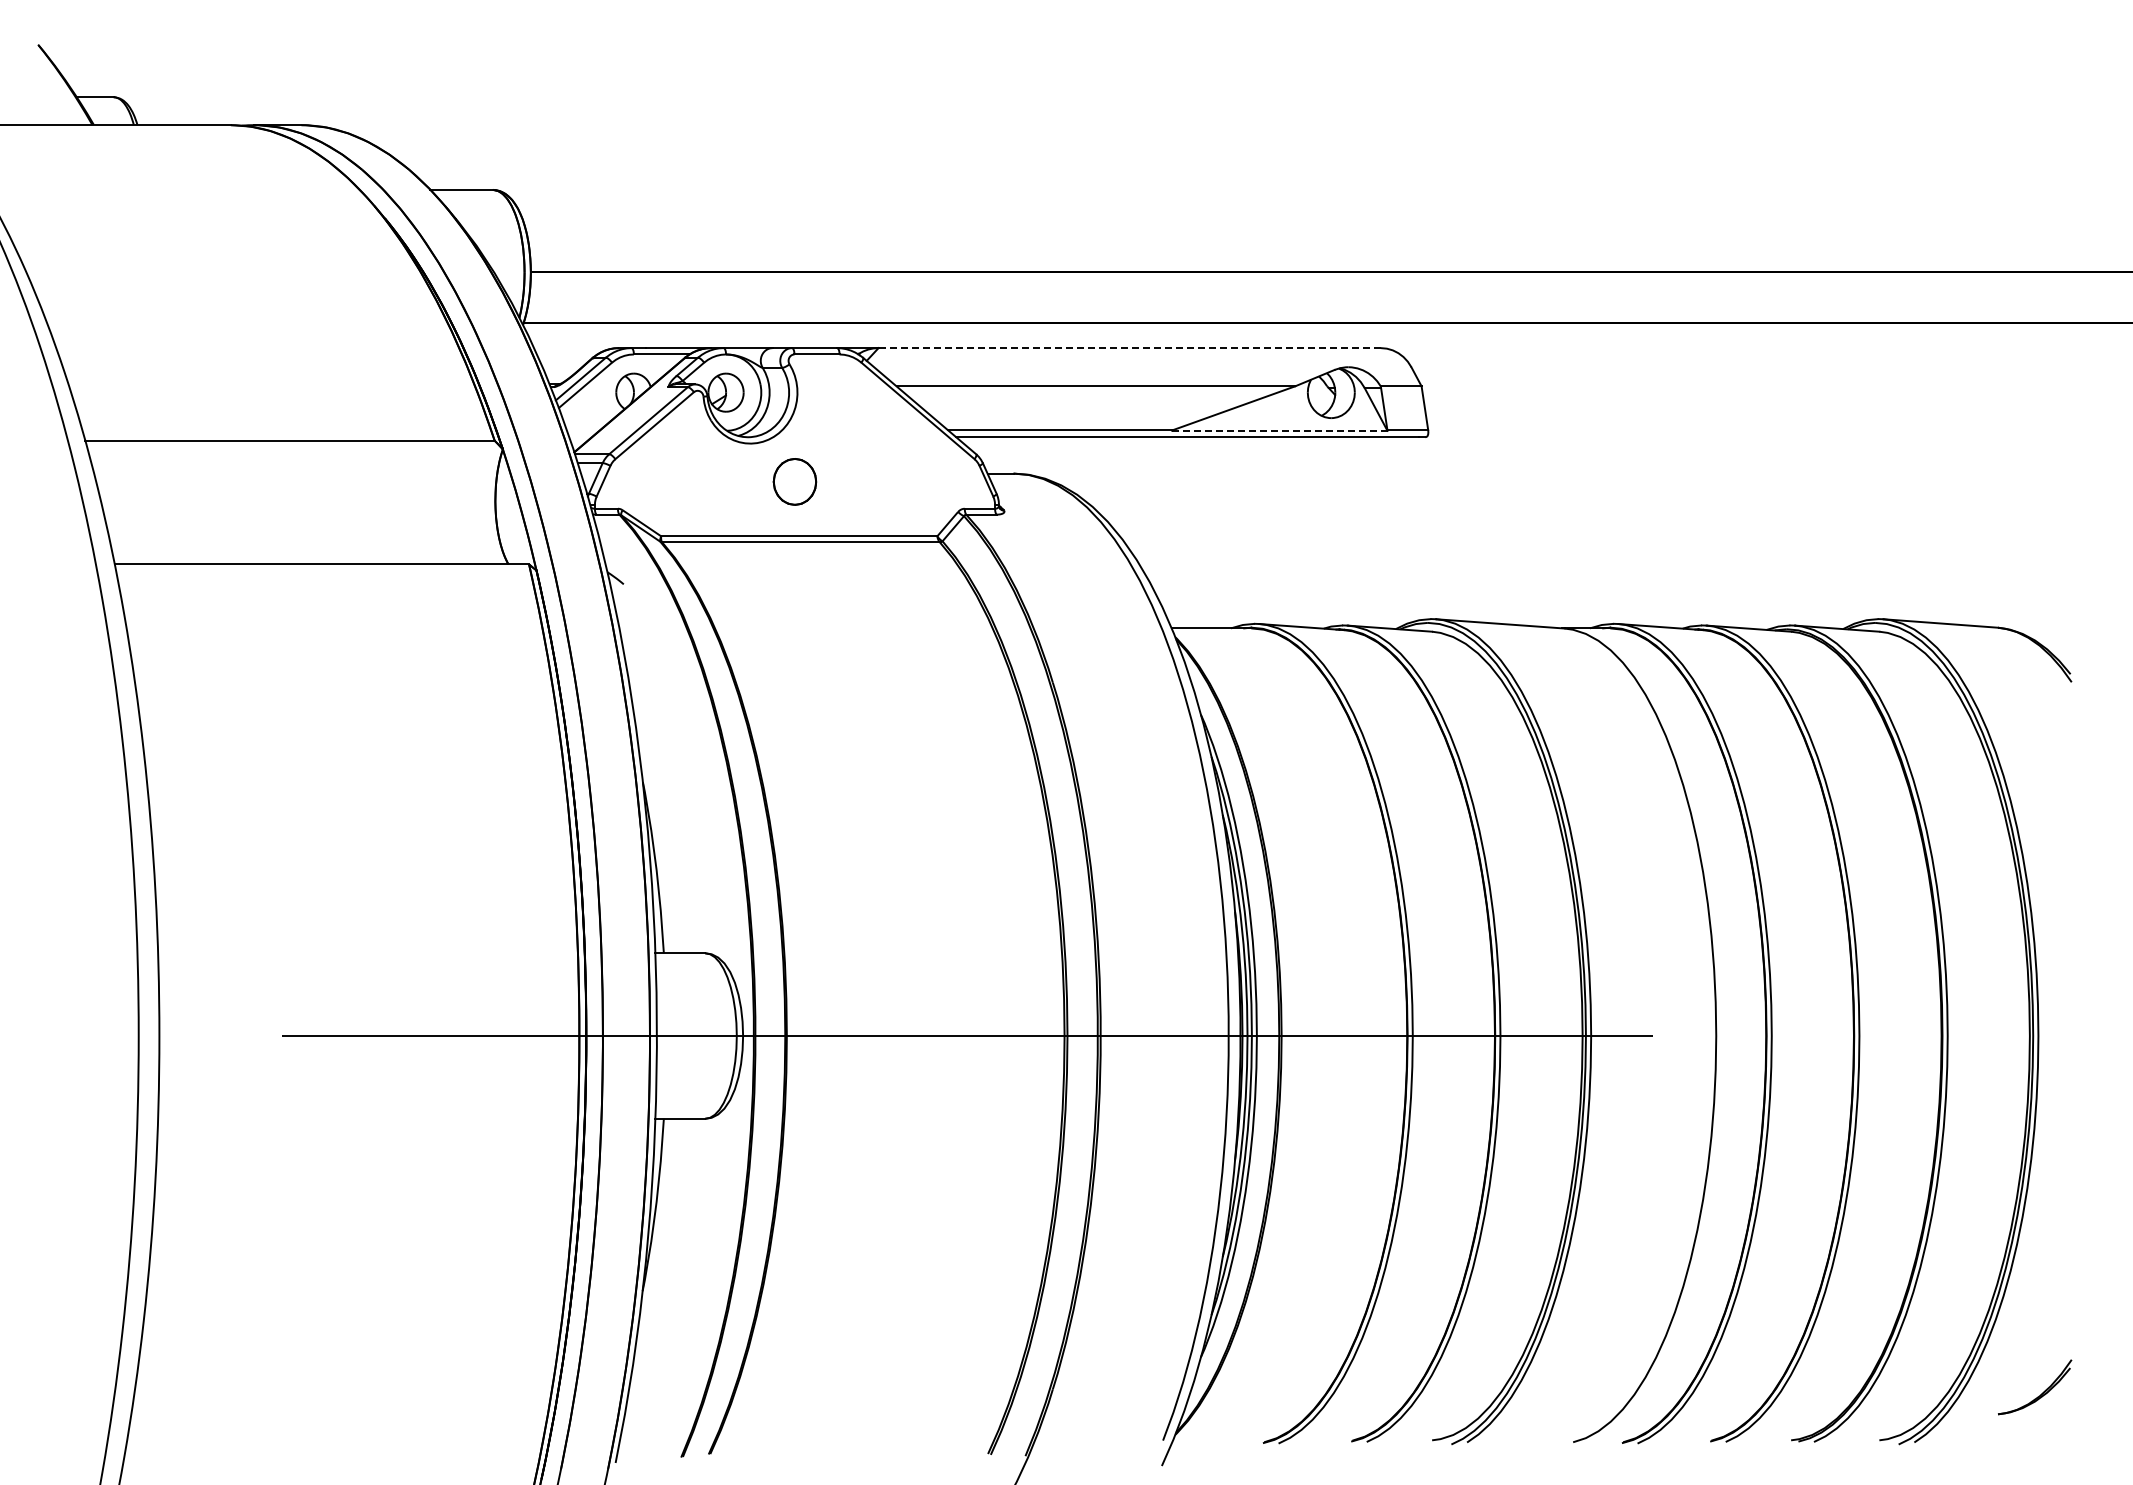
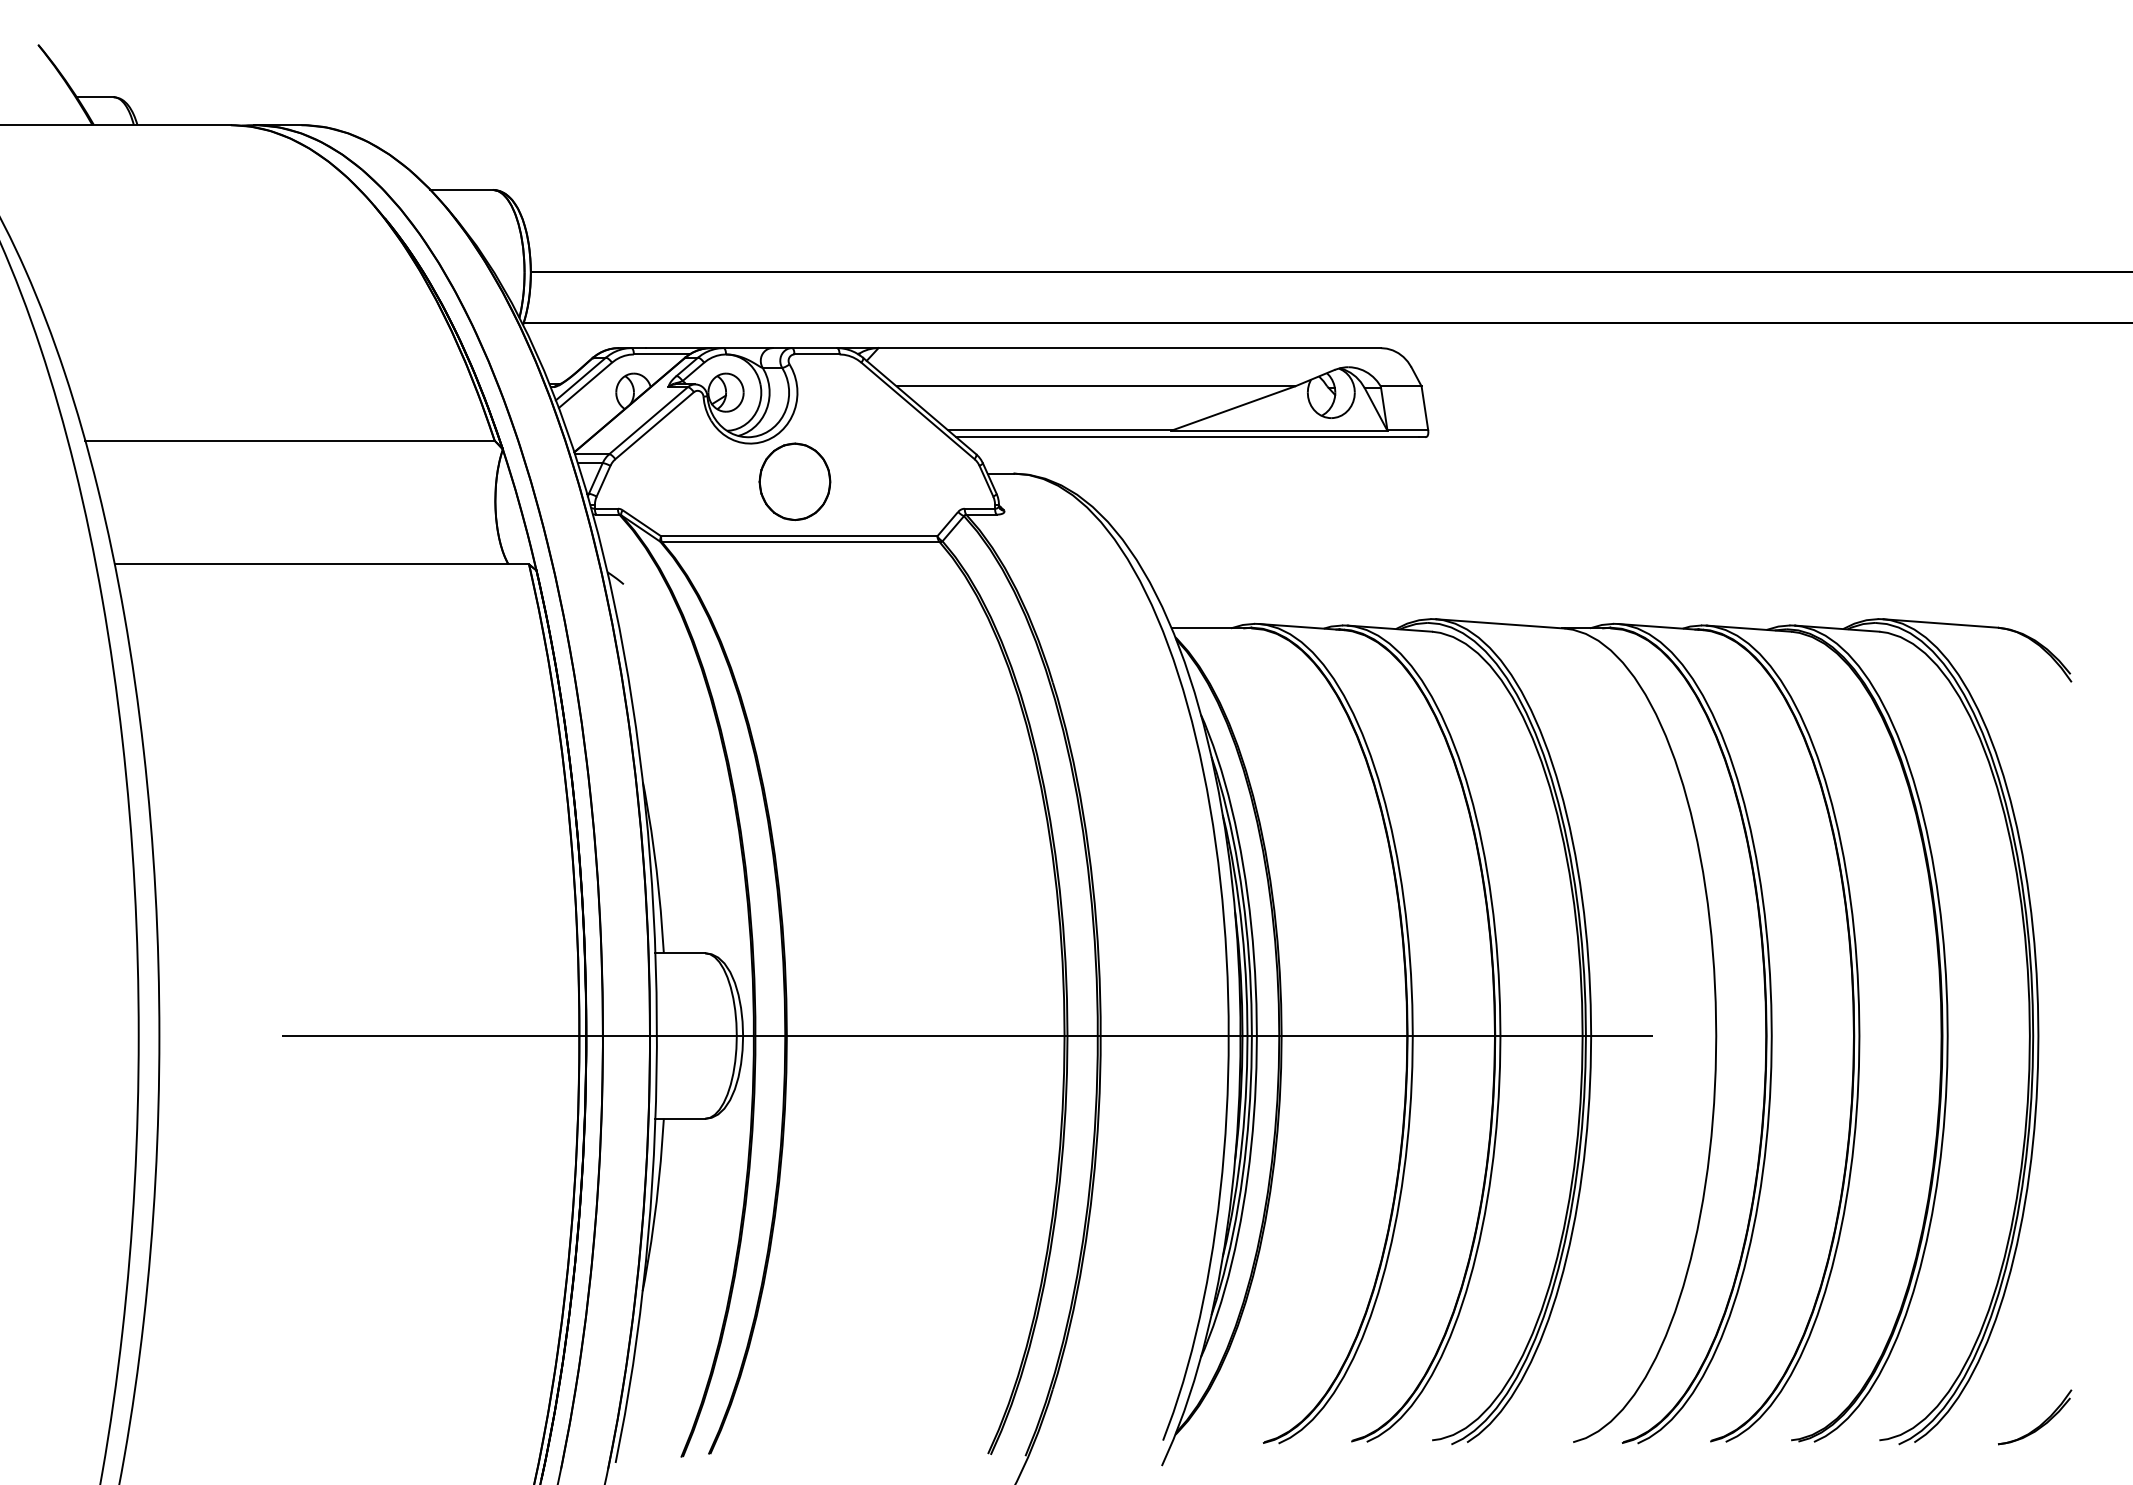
line: dashed -> solid (1129, 348)
line: dashed -> solid (1278, 430)
part size: 46x48 px -> 74x80 px (794, 481)
part position: (2041, 1393) -> (2041, 1423) (2041, 1423)
